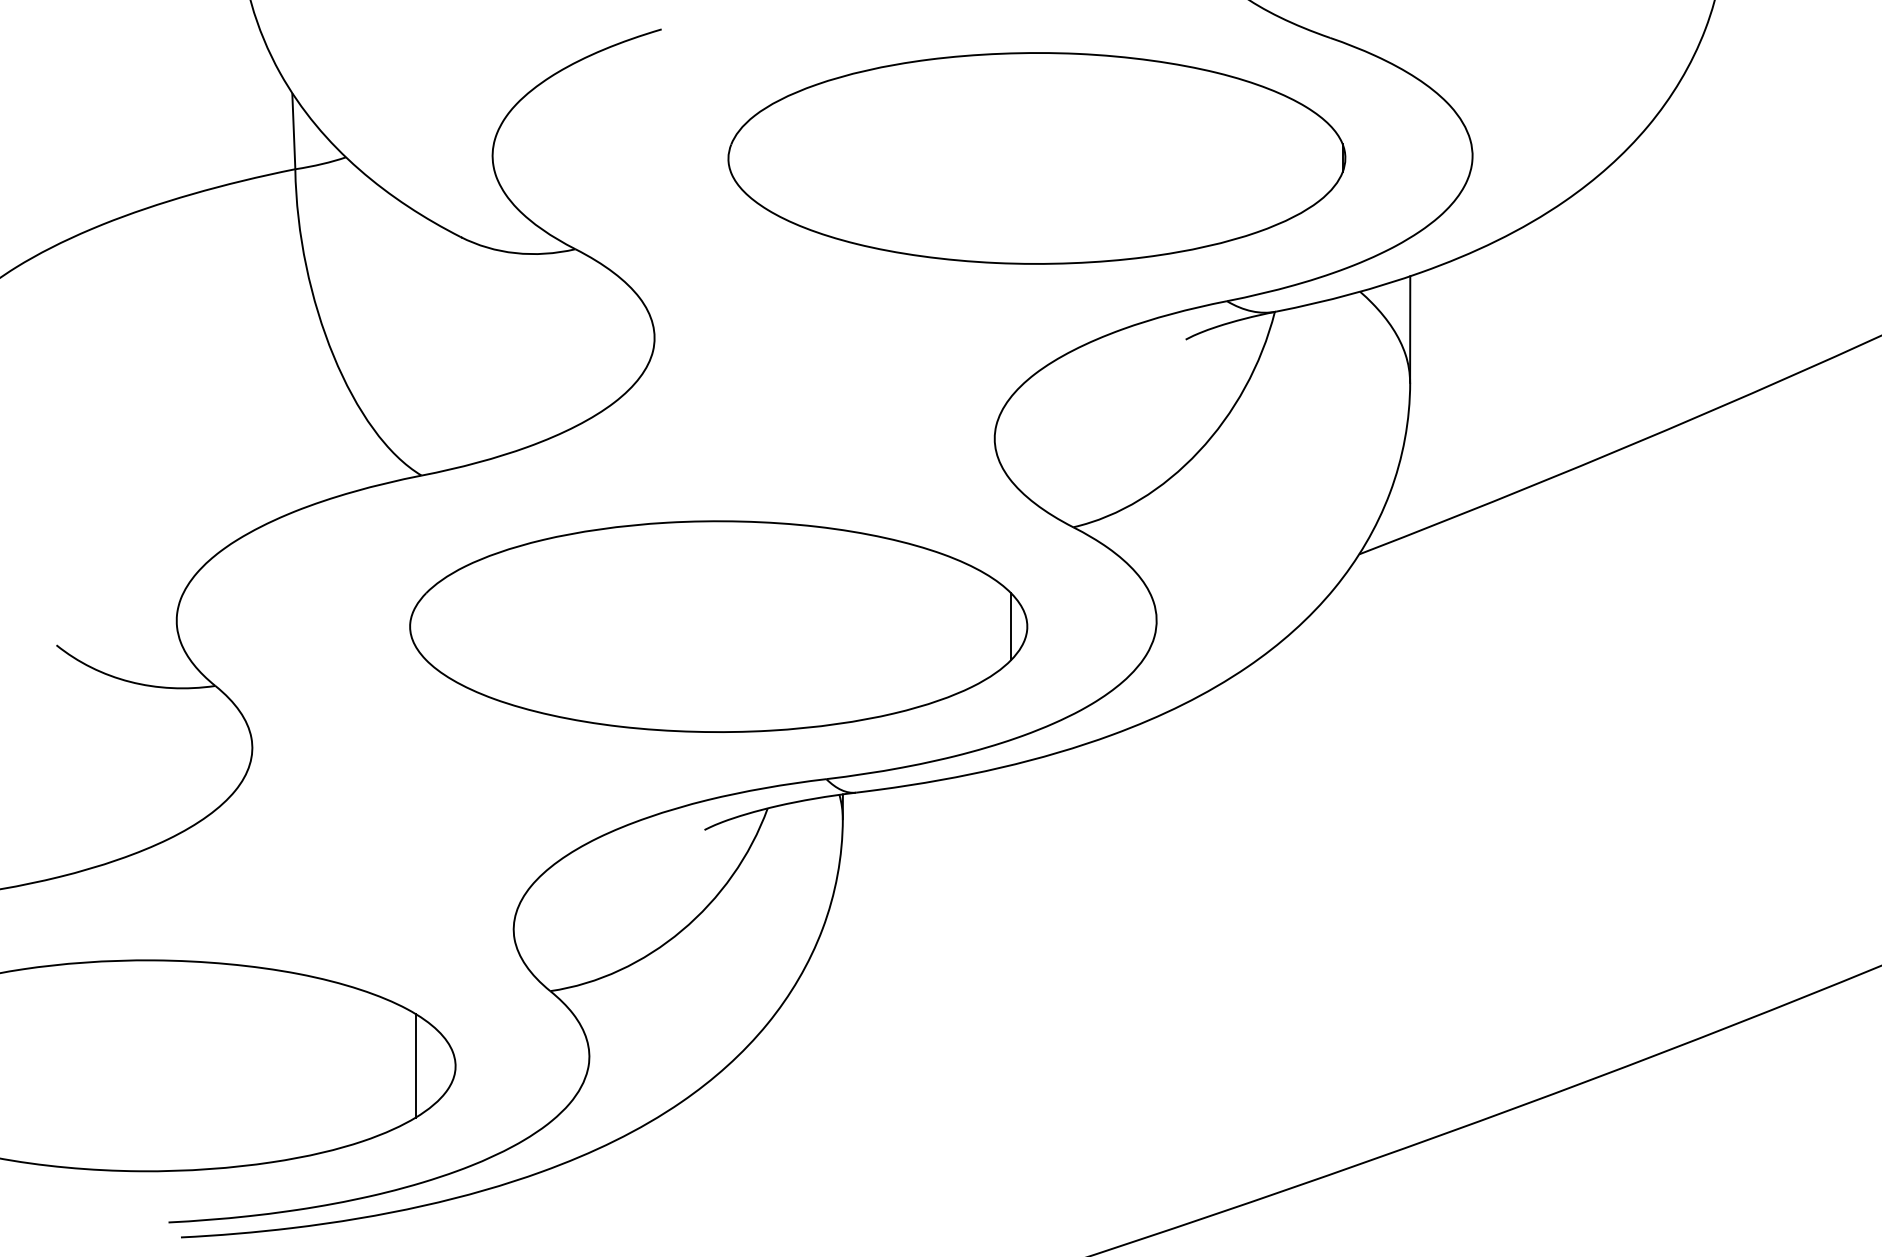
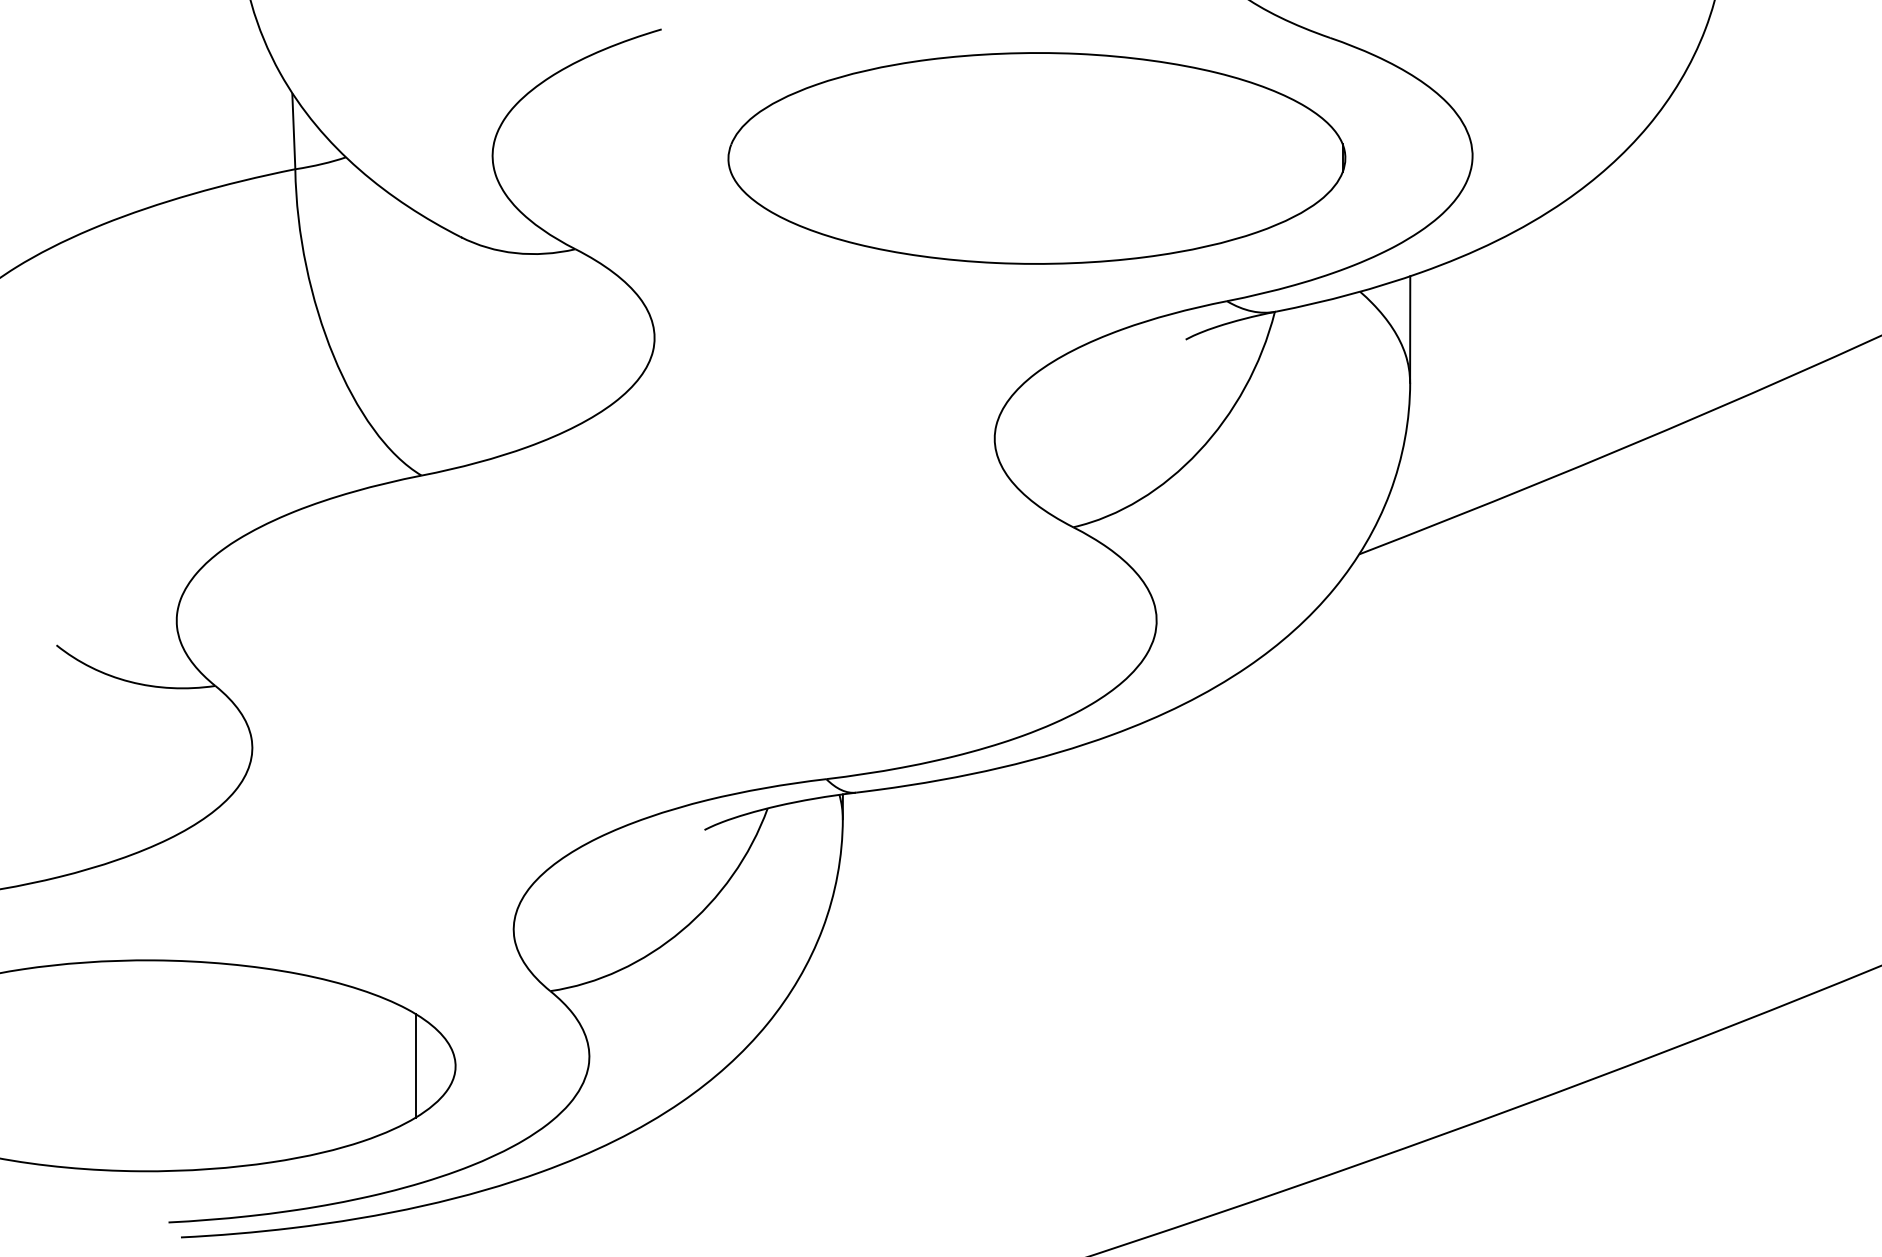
part: present -> none (718, 626)
